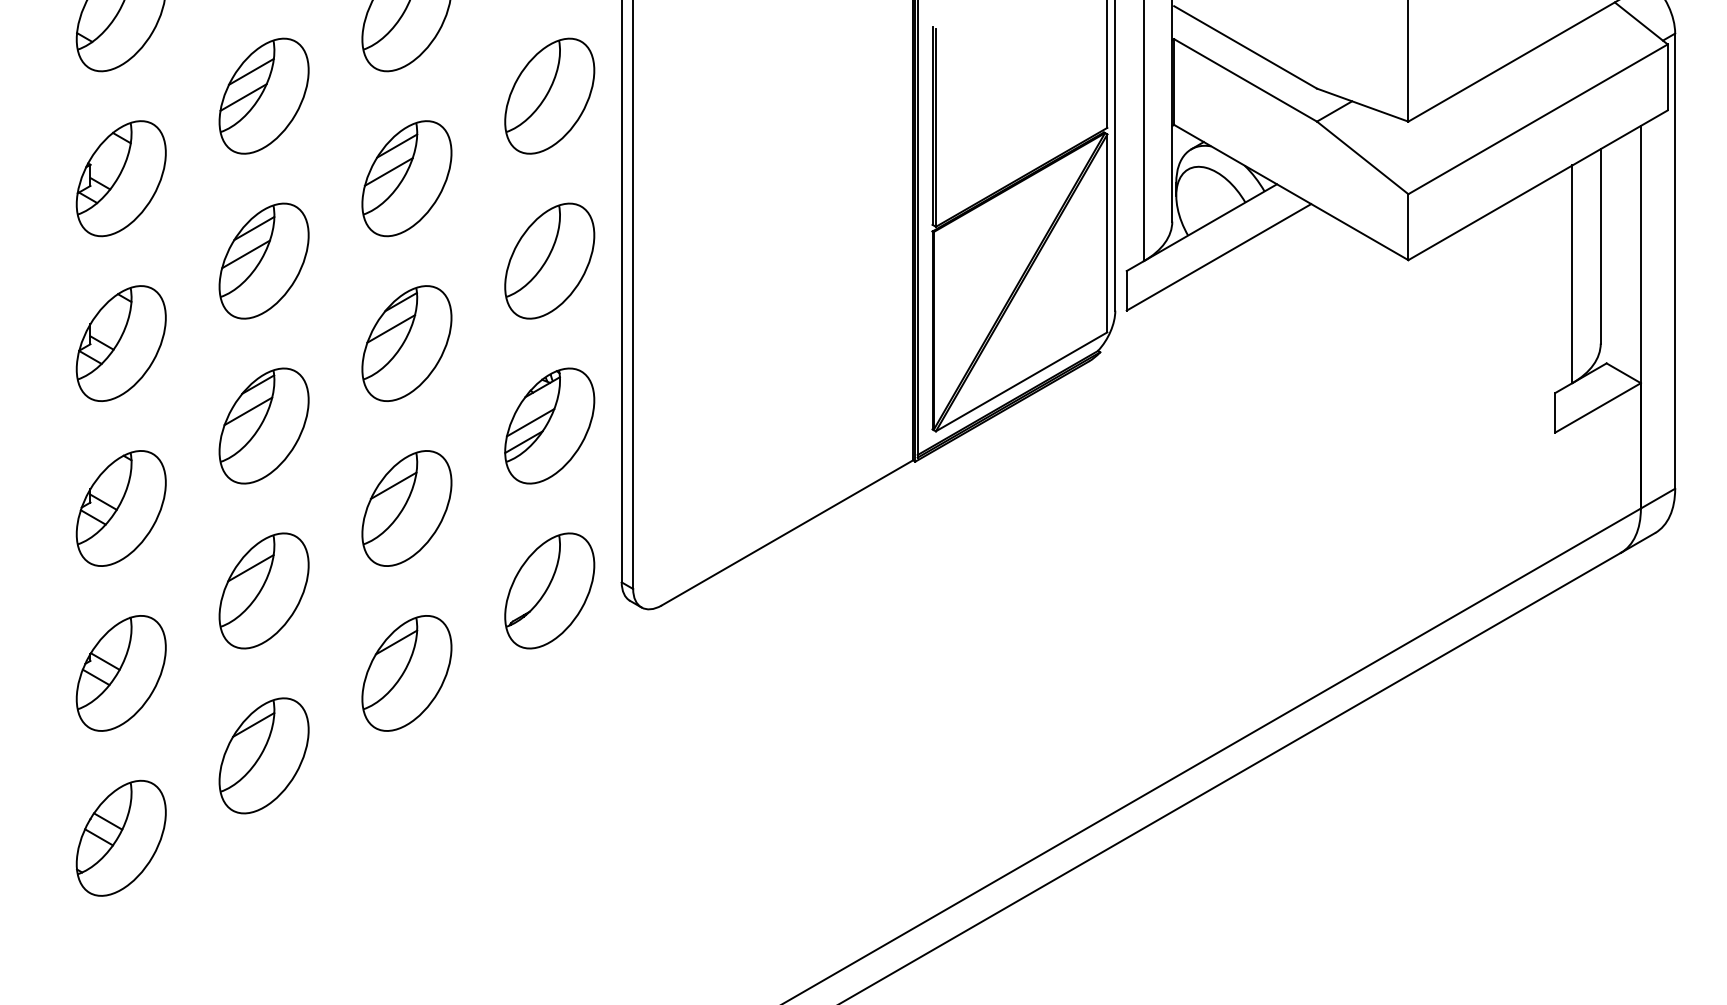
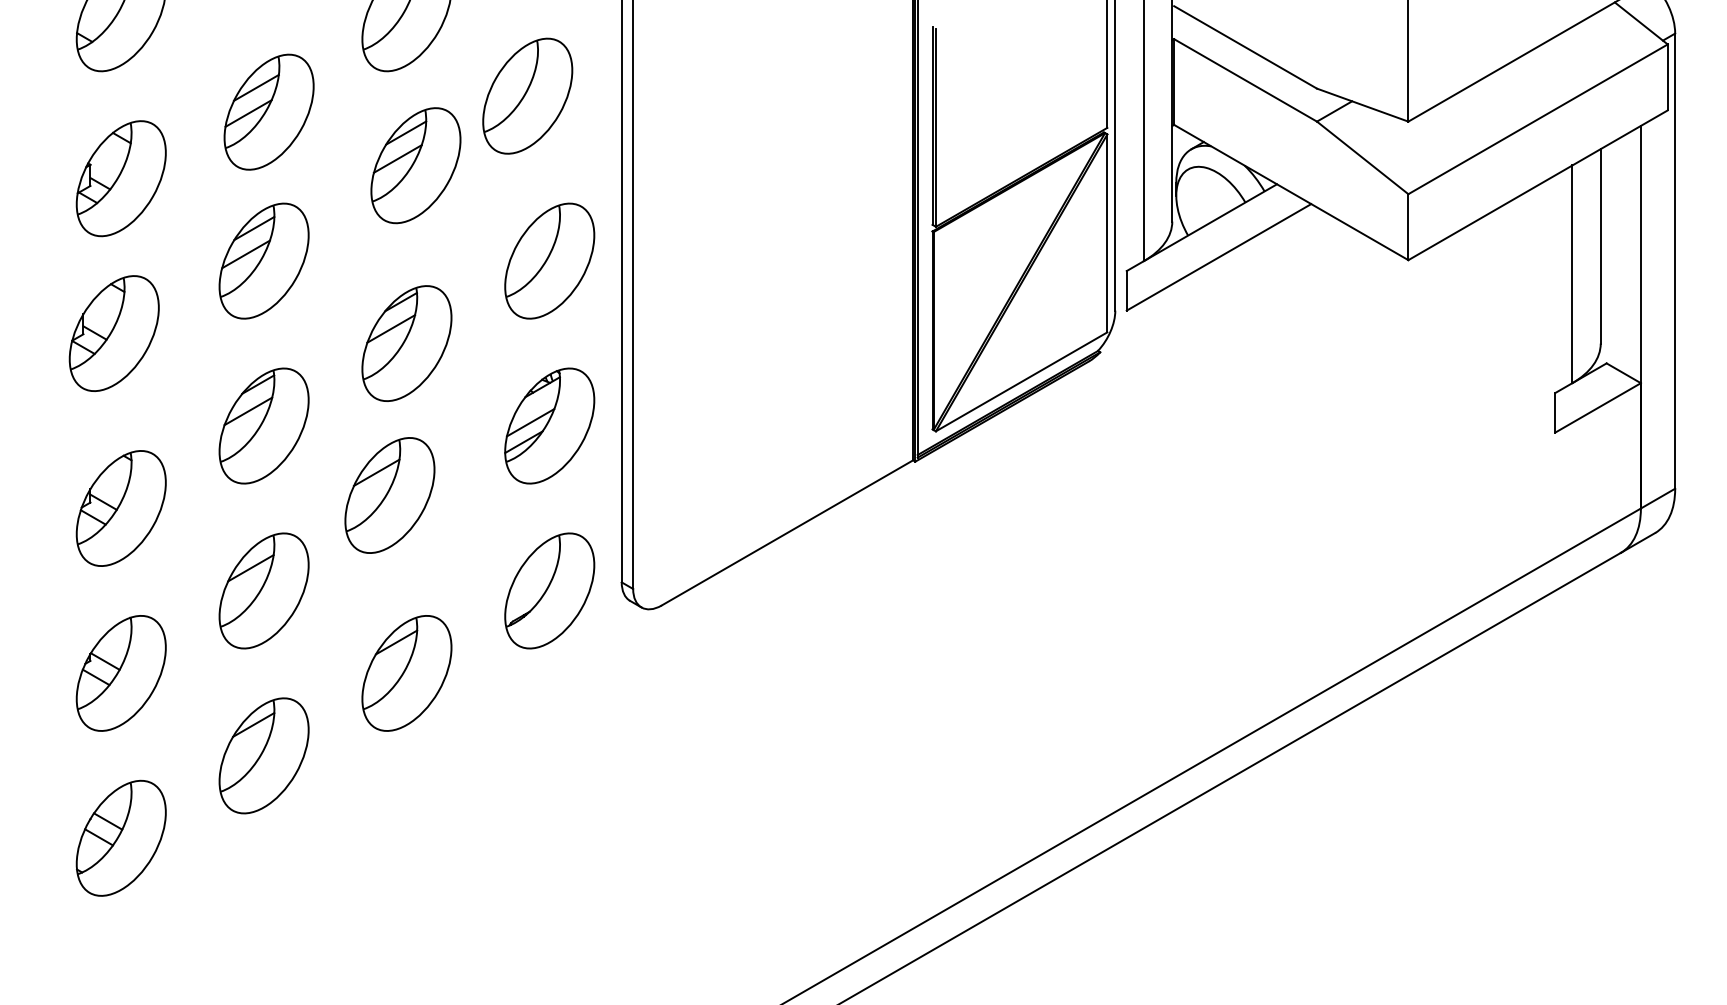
part position: (263, 95) -> (268, 111) (268, 111)
part position: (549, 95) -> (527, 95) (527, 95)
part position: (406, 178) -> (415, 165) (415, 165)
part position: (120, 343) -> (113, 333) (113, 333)
part position: (406, 508) -> (389, 495) (389, 495)
